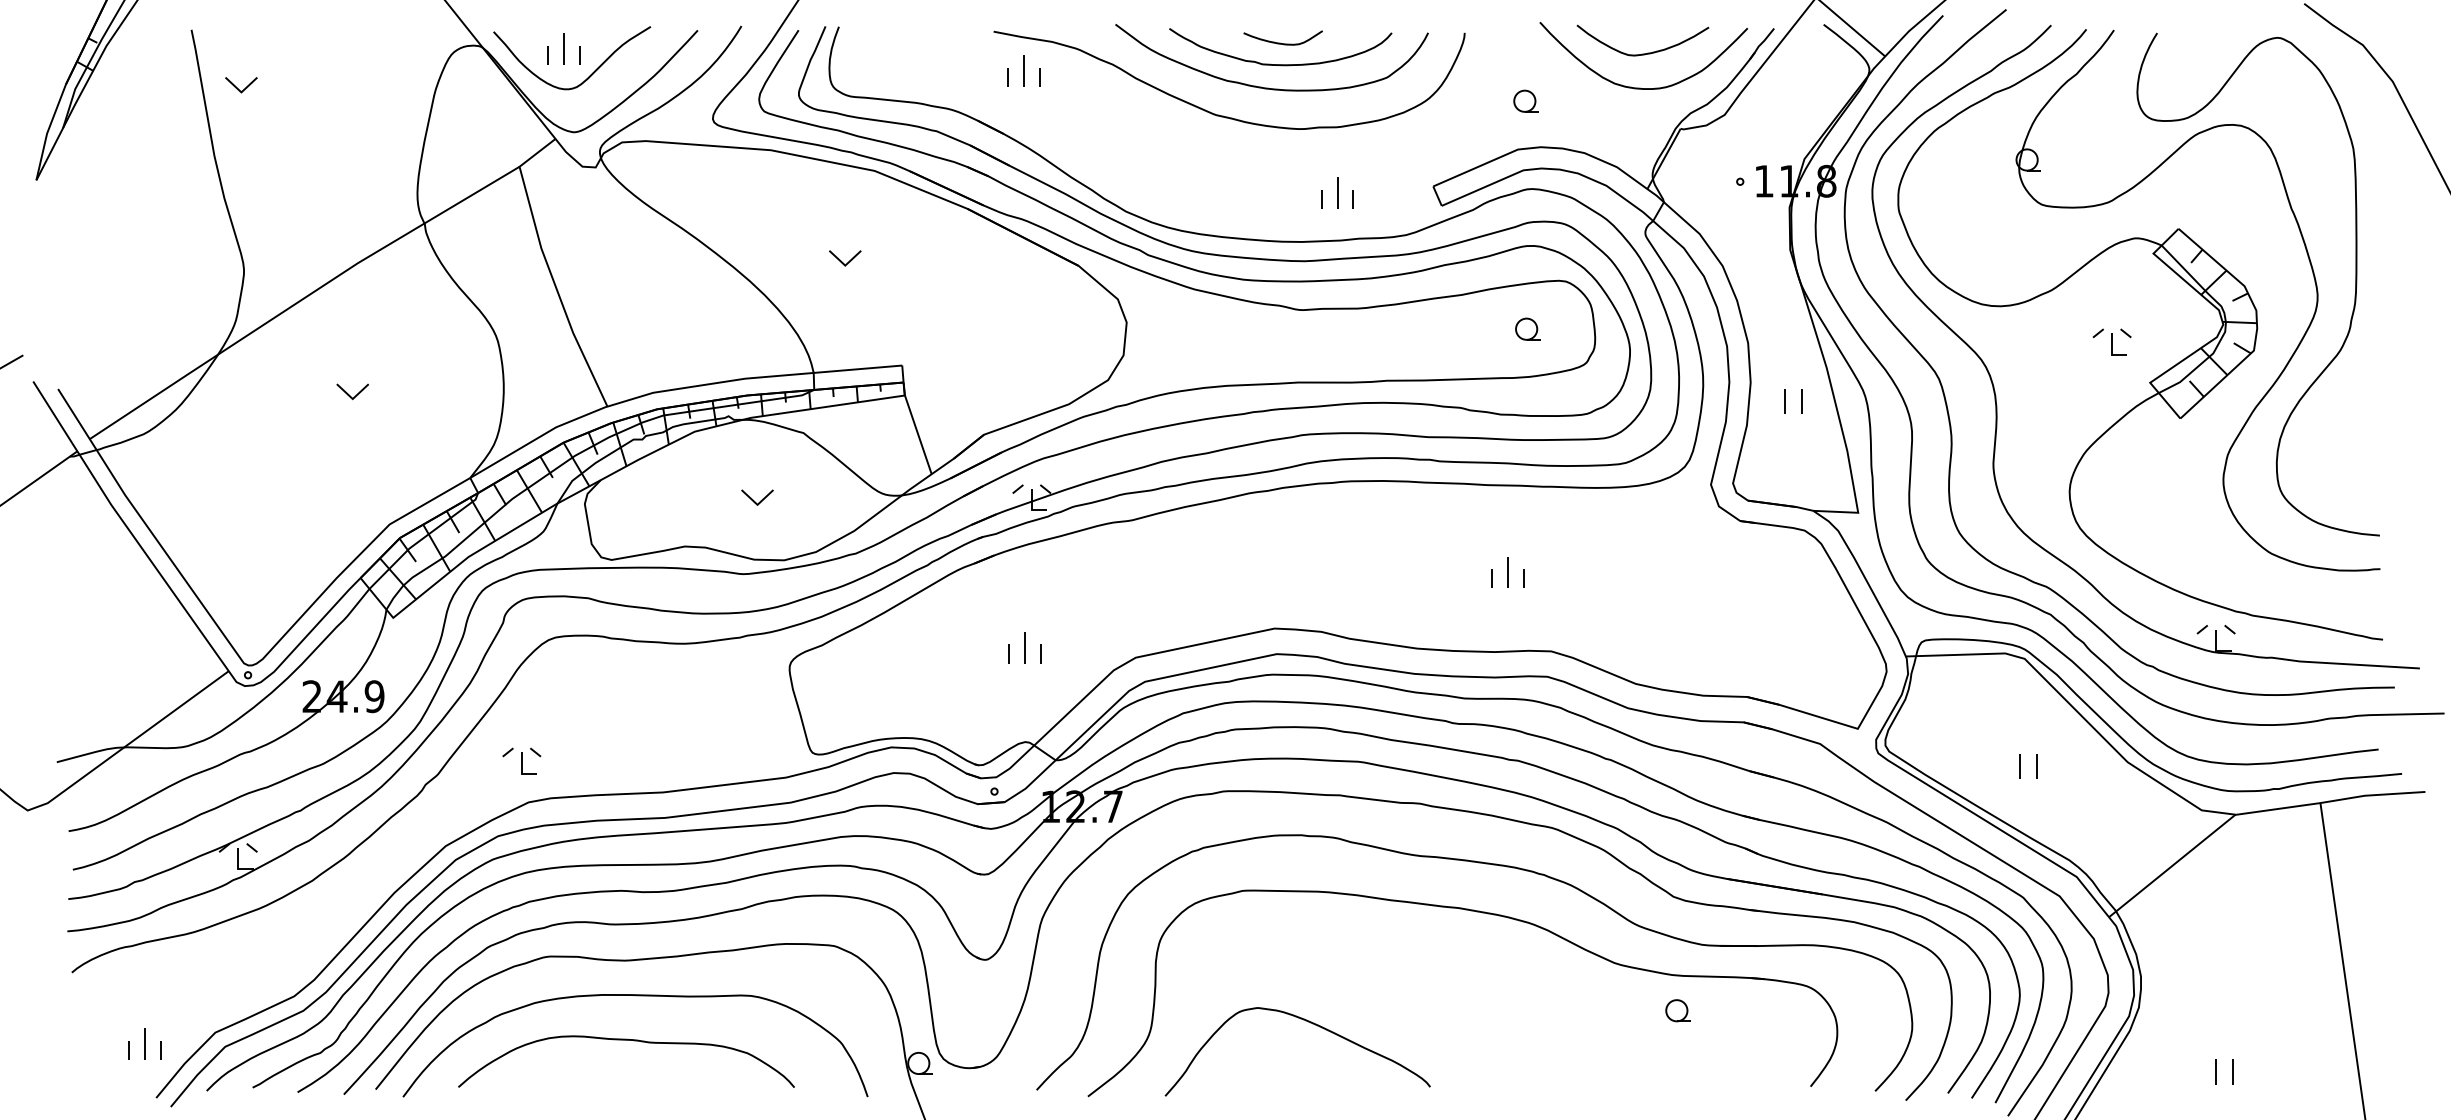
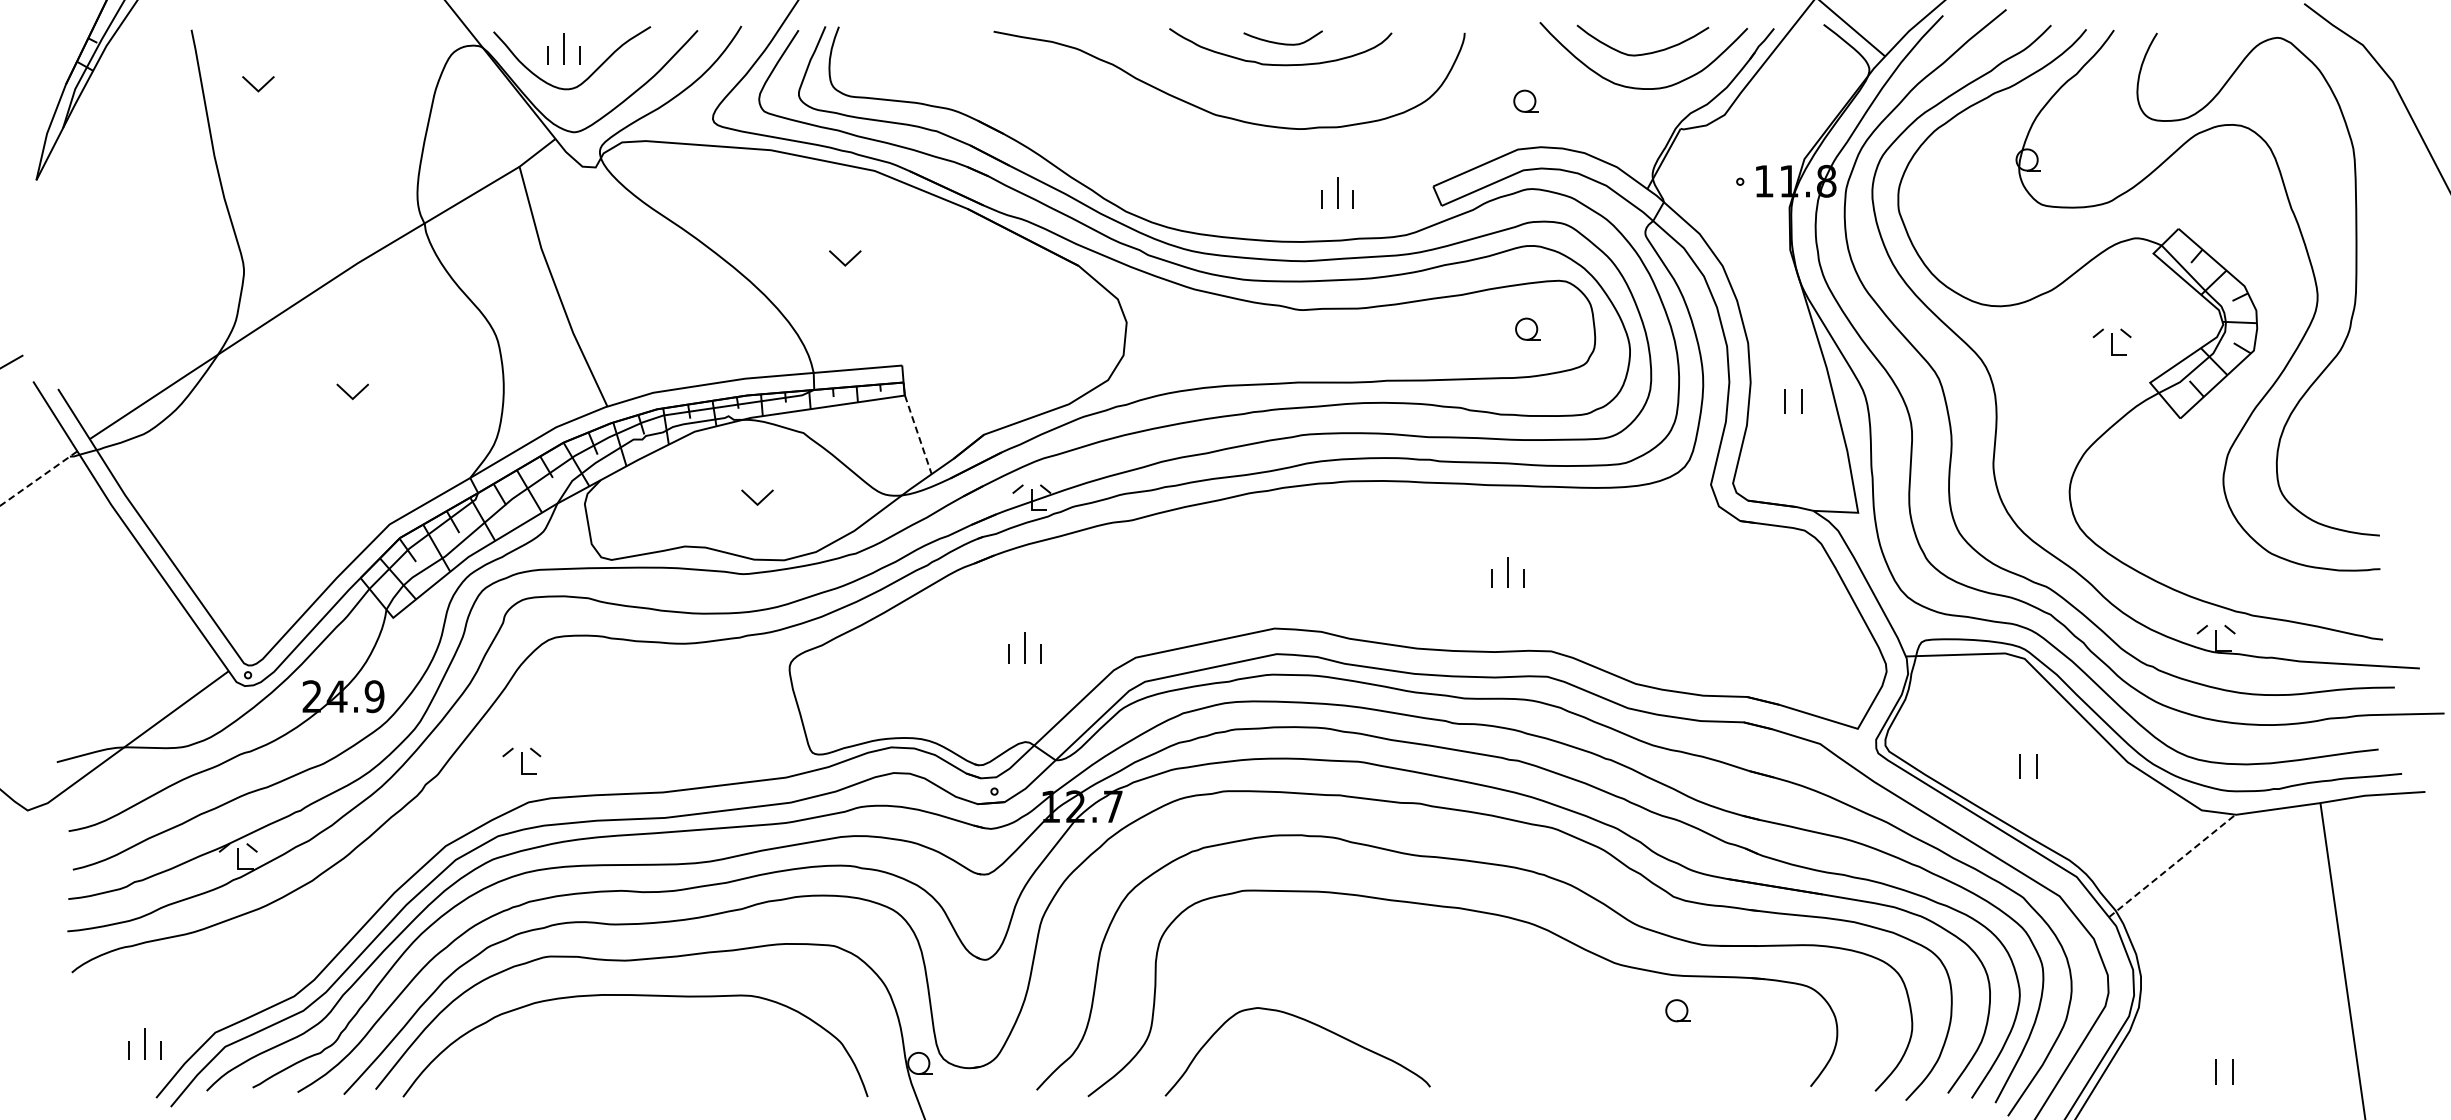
part: present -> none (1023, 70)
part position: (241, 85) -> (258, 84) (258, 84)
curve: present -> none (1268, 87)
line: solid -> dashed (918, 434)
line: solid -> dashed (39, 477)
line: solid -> dashed (2171, 866)
curve: present -> none (626, 1040)
